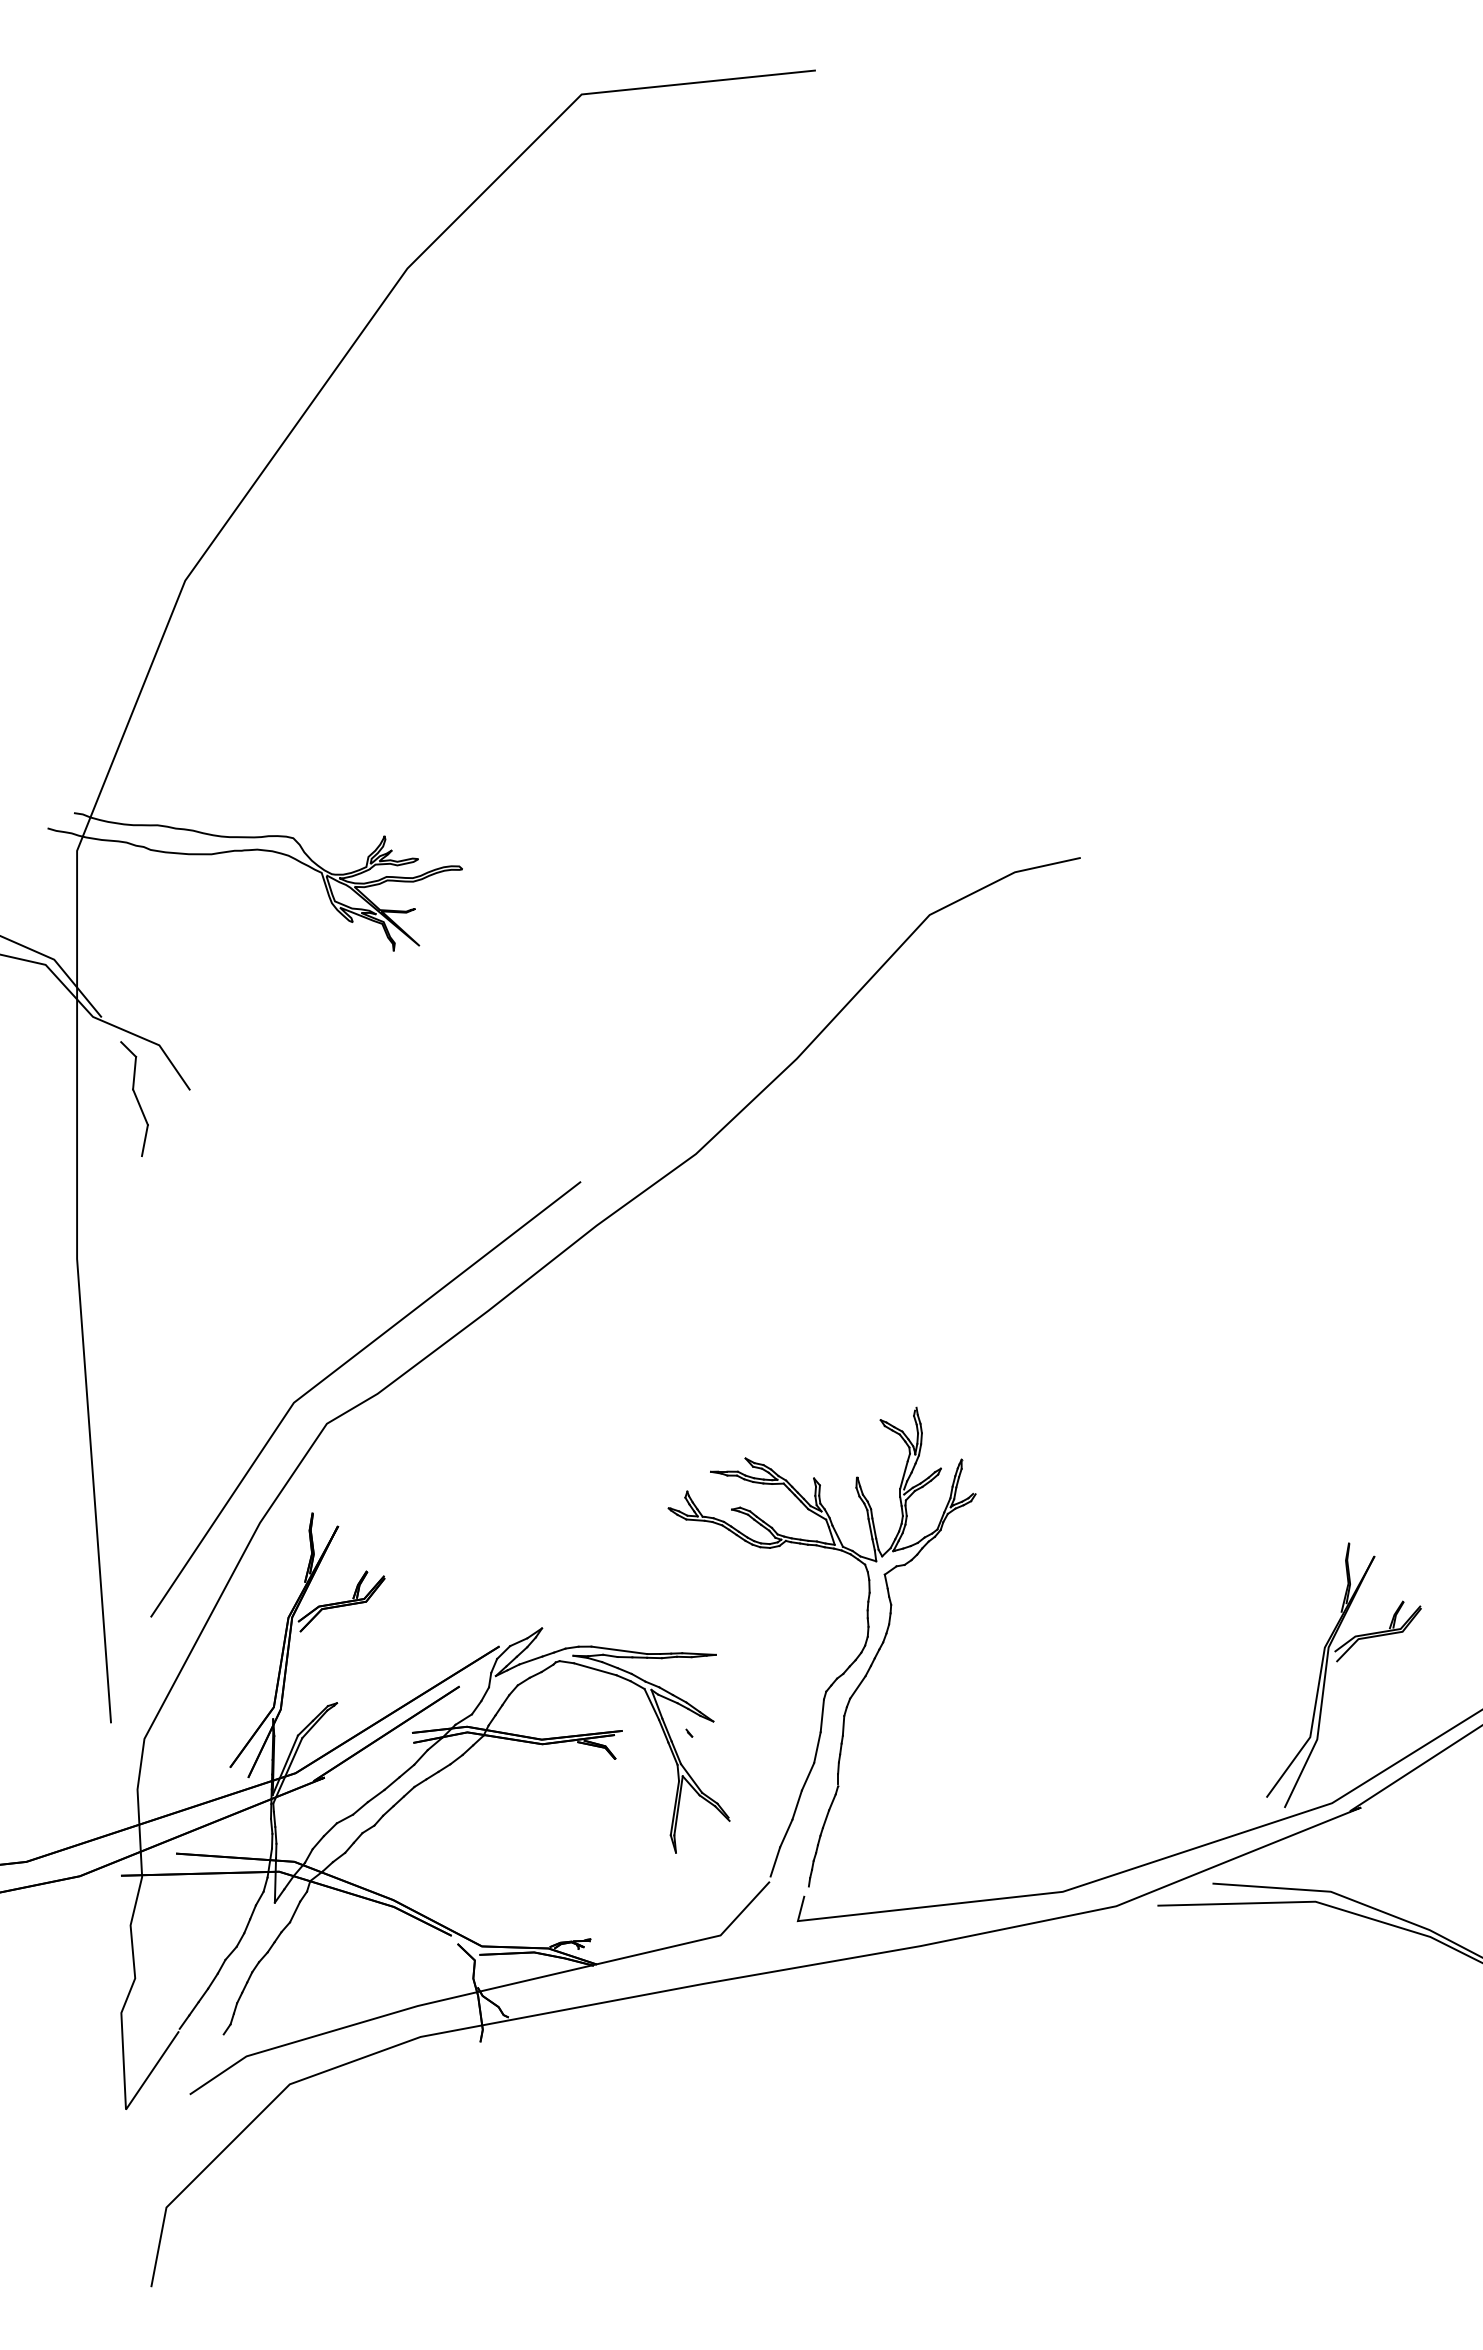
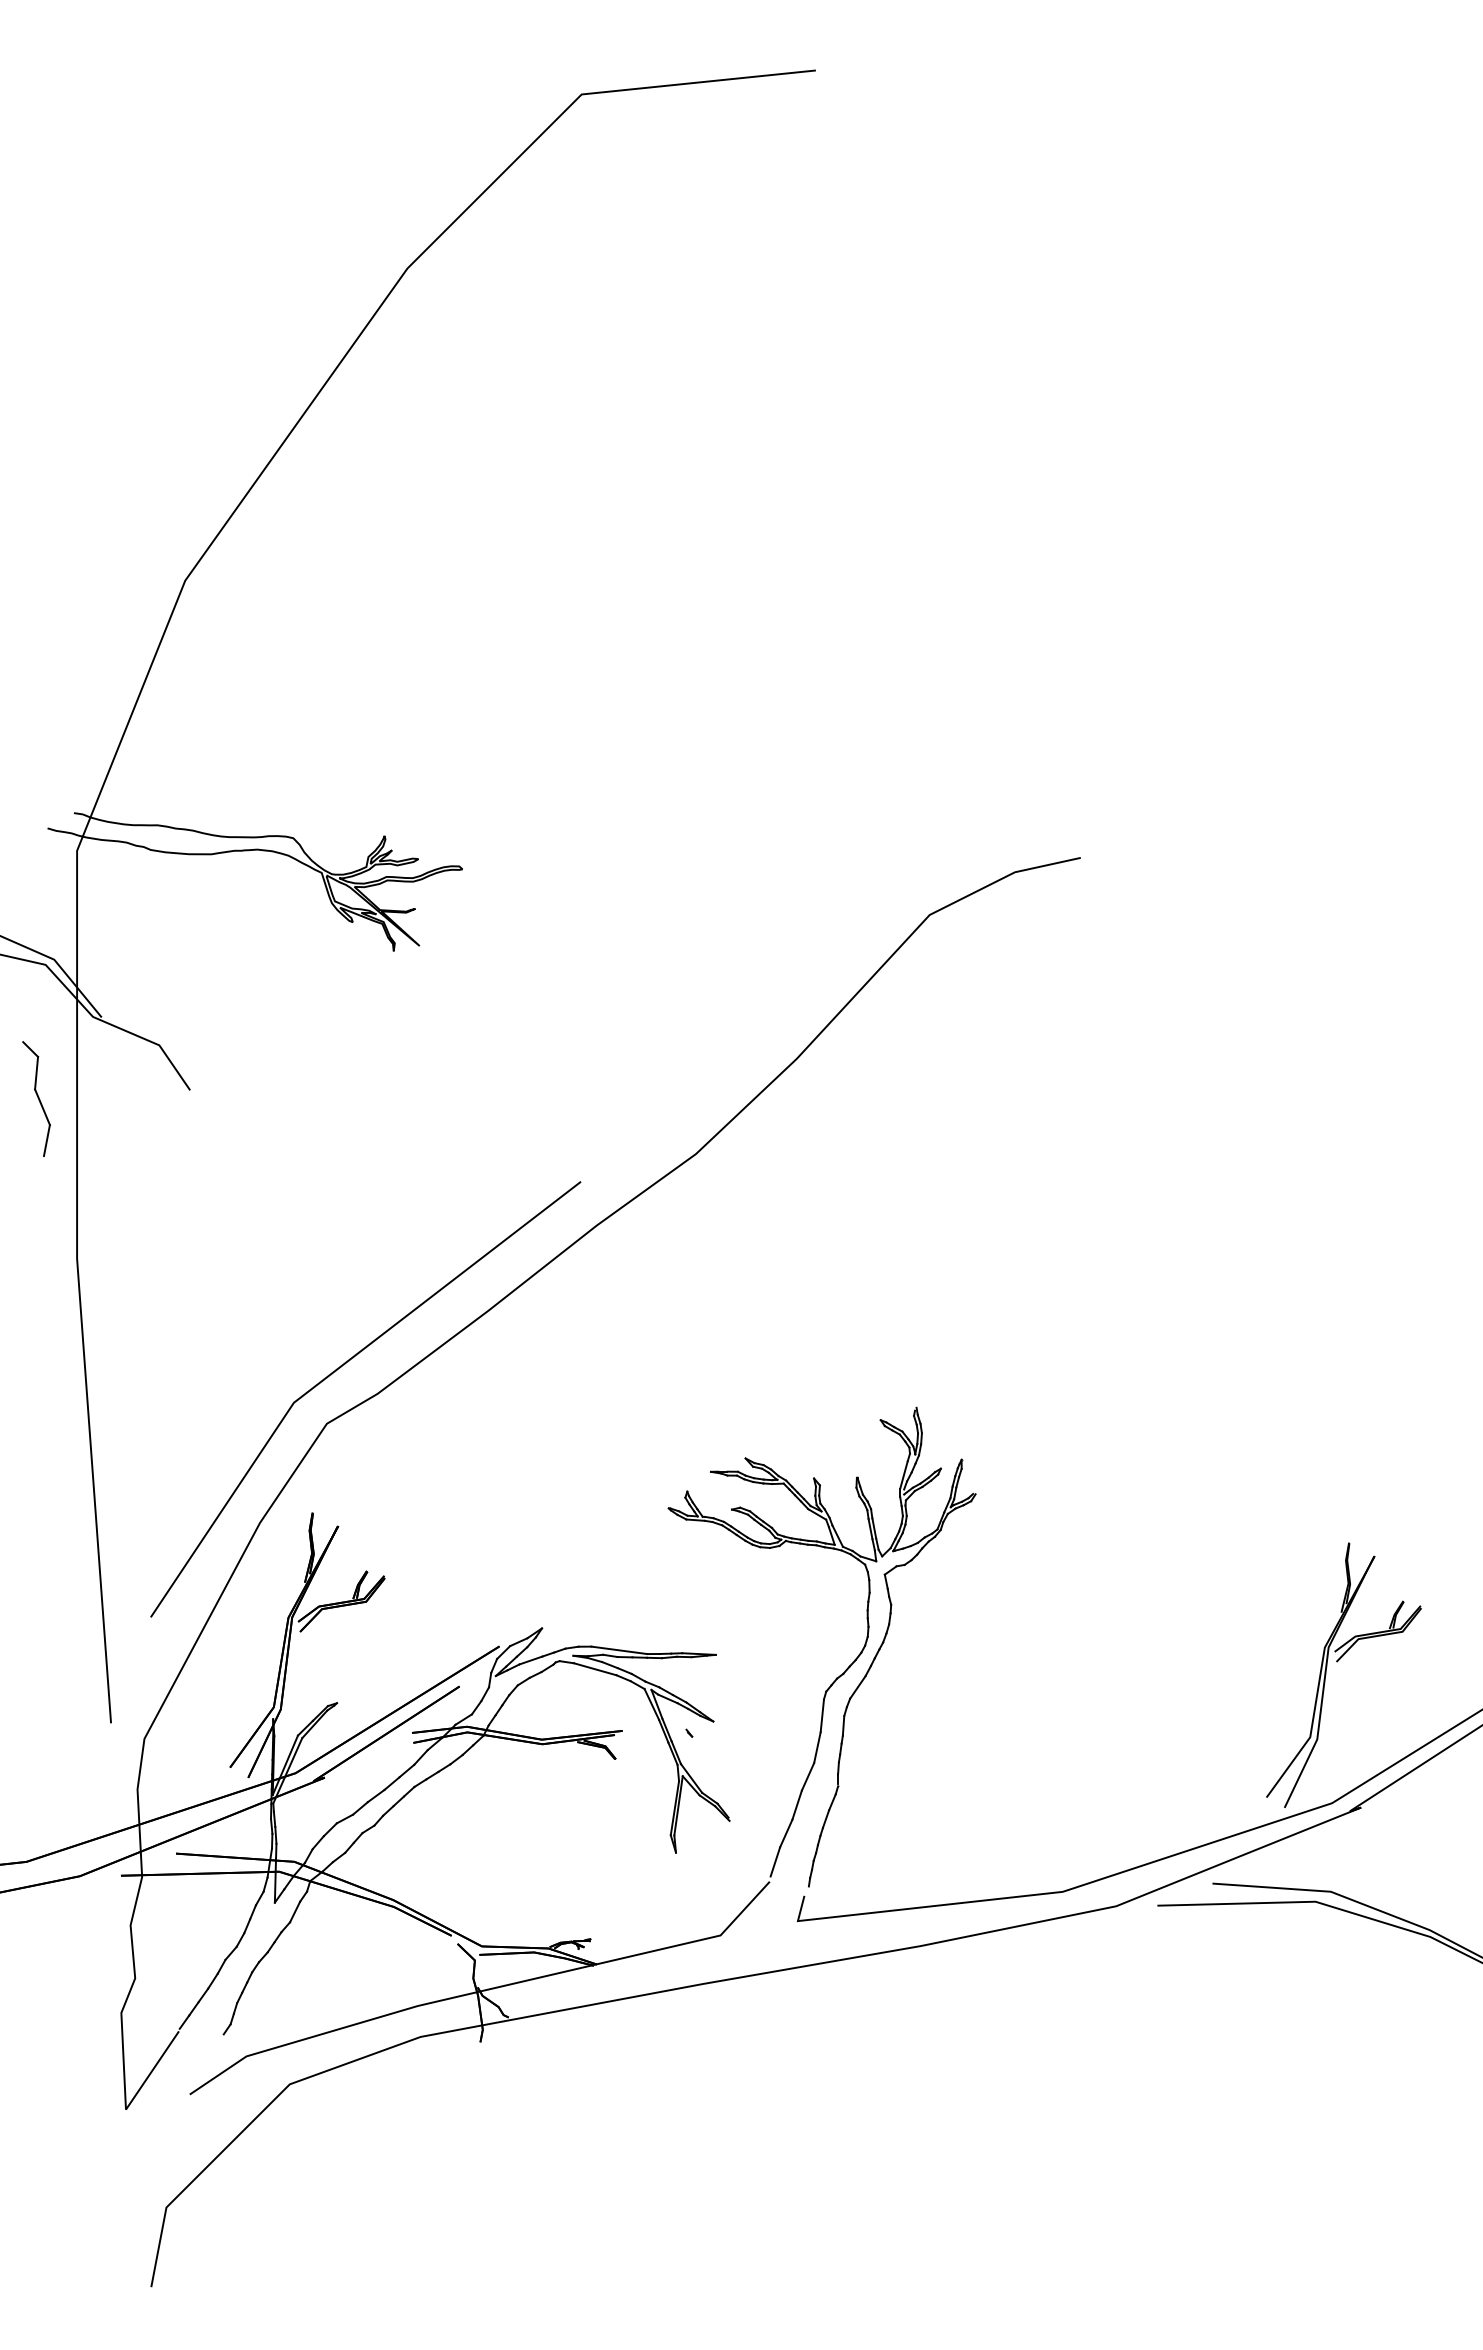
part position: (134, 1098) -> (36, 1098) (36, 1098)
